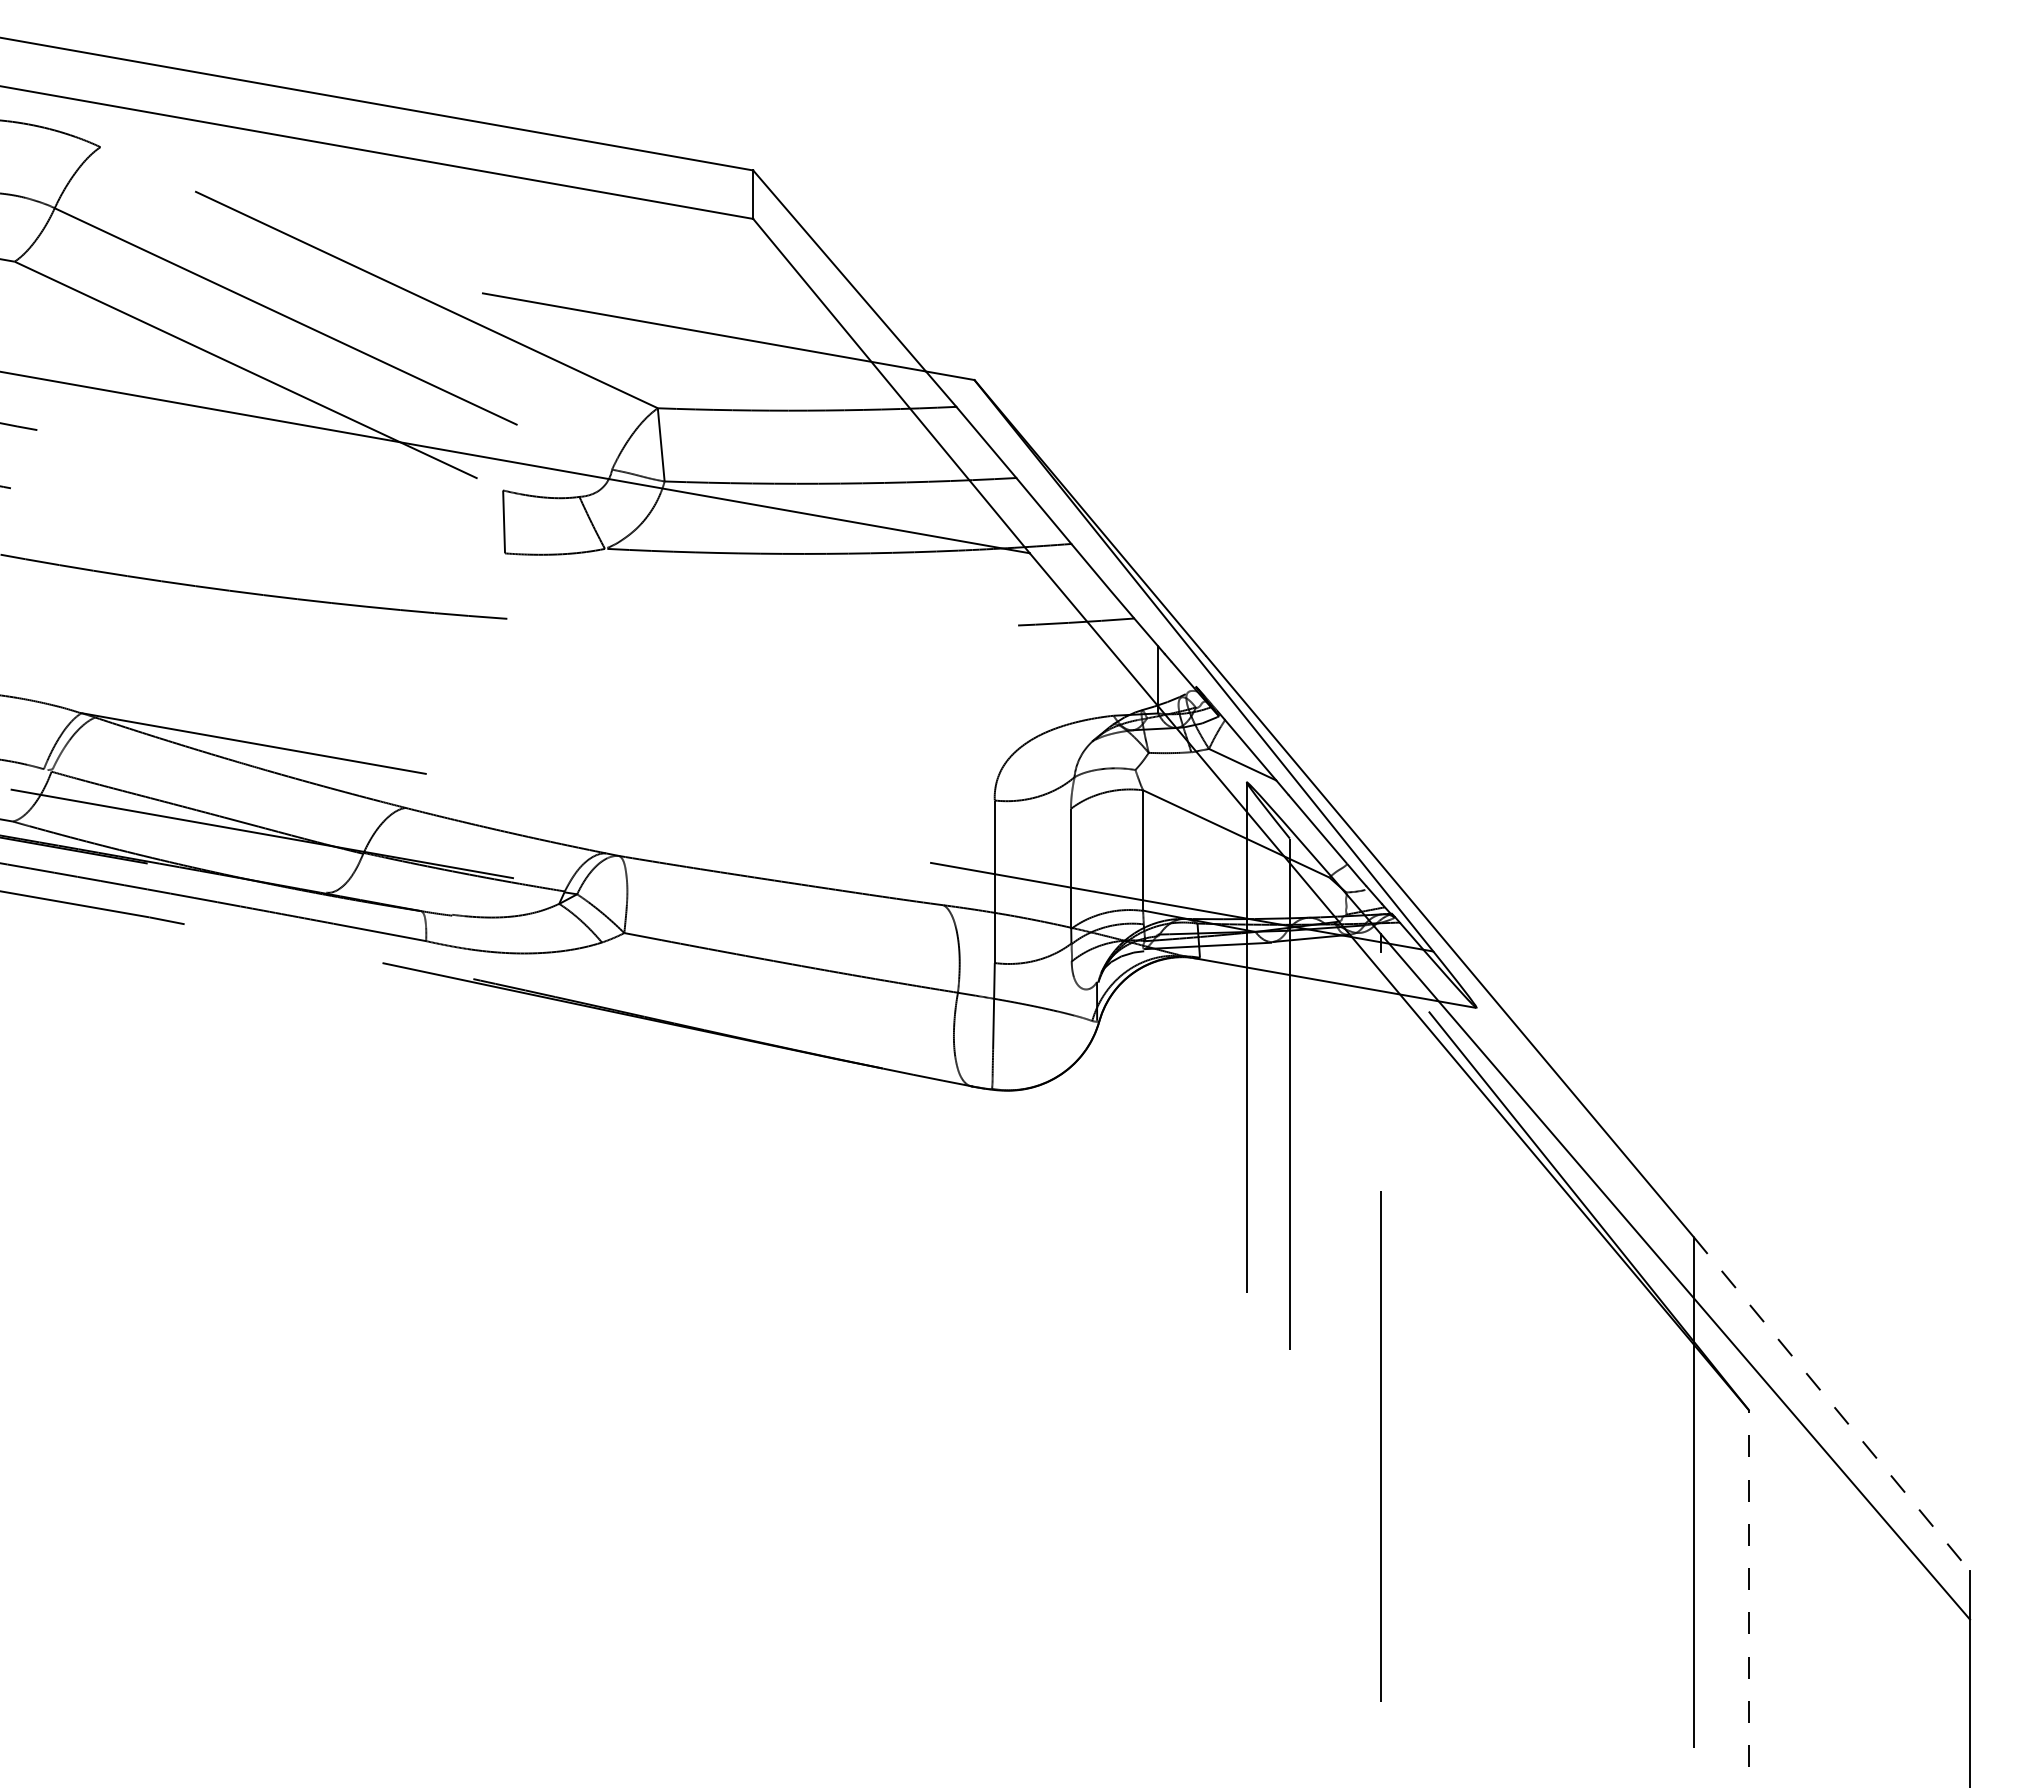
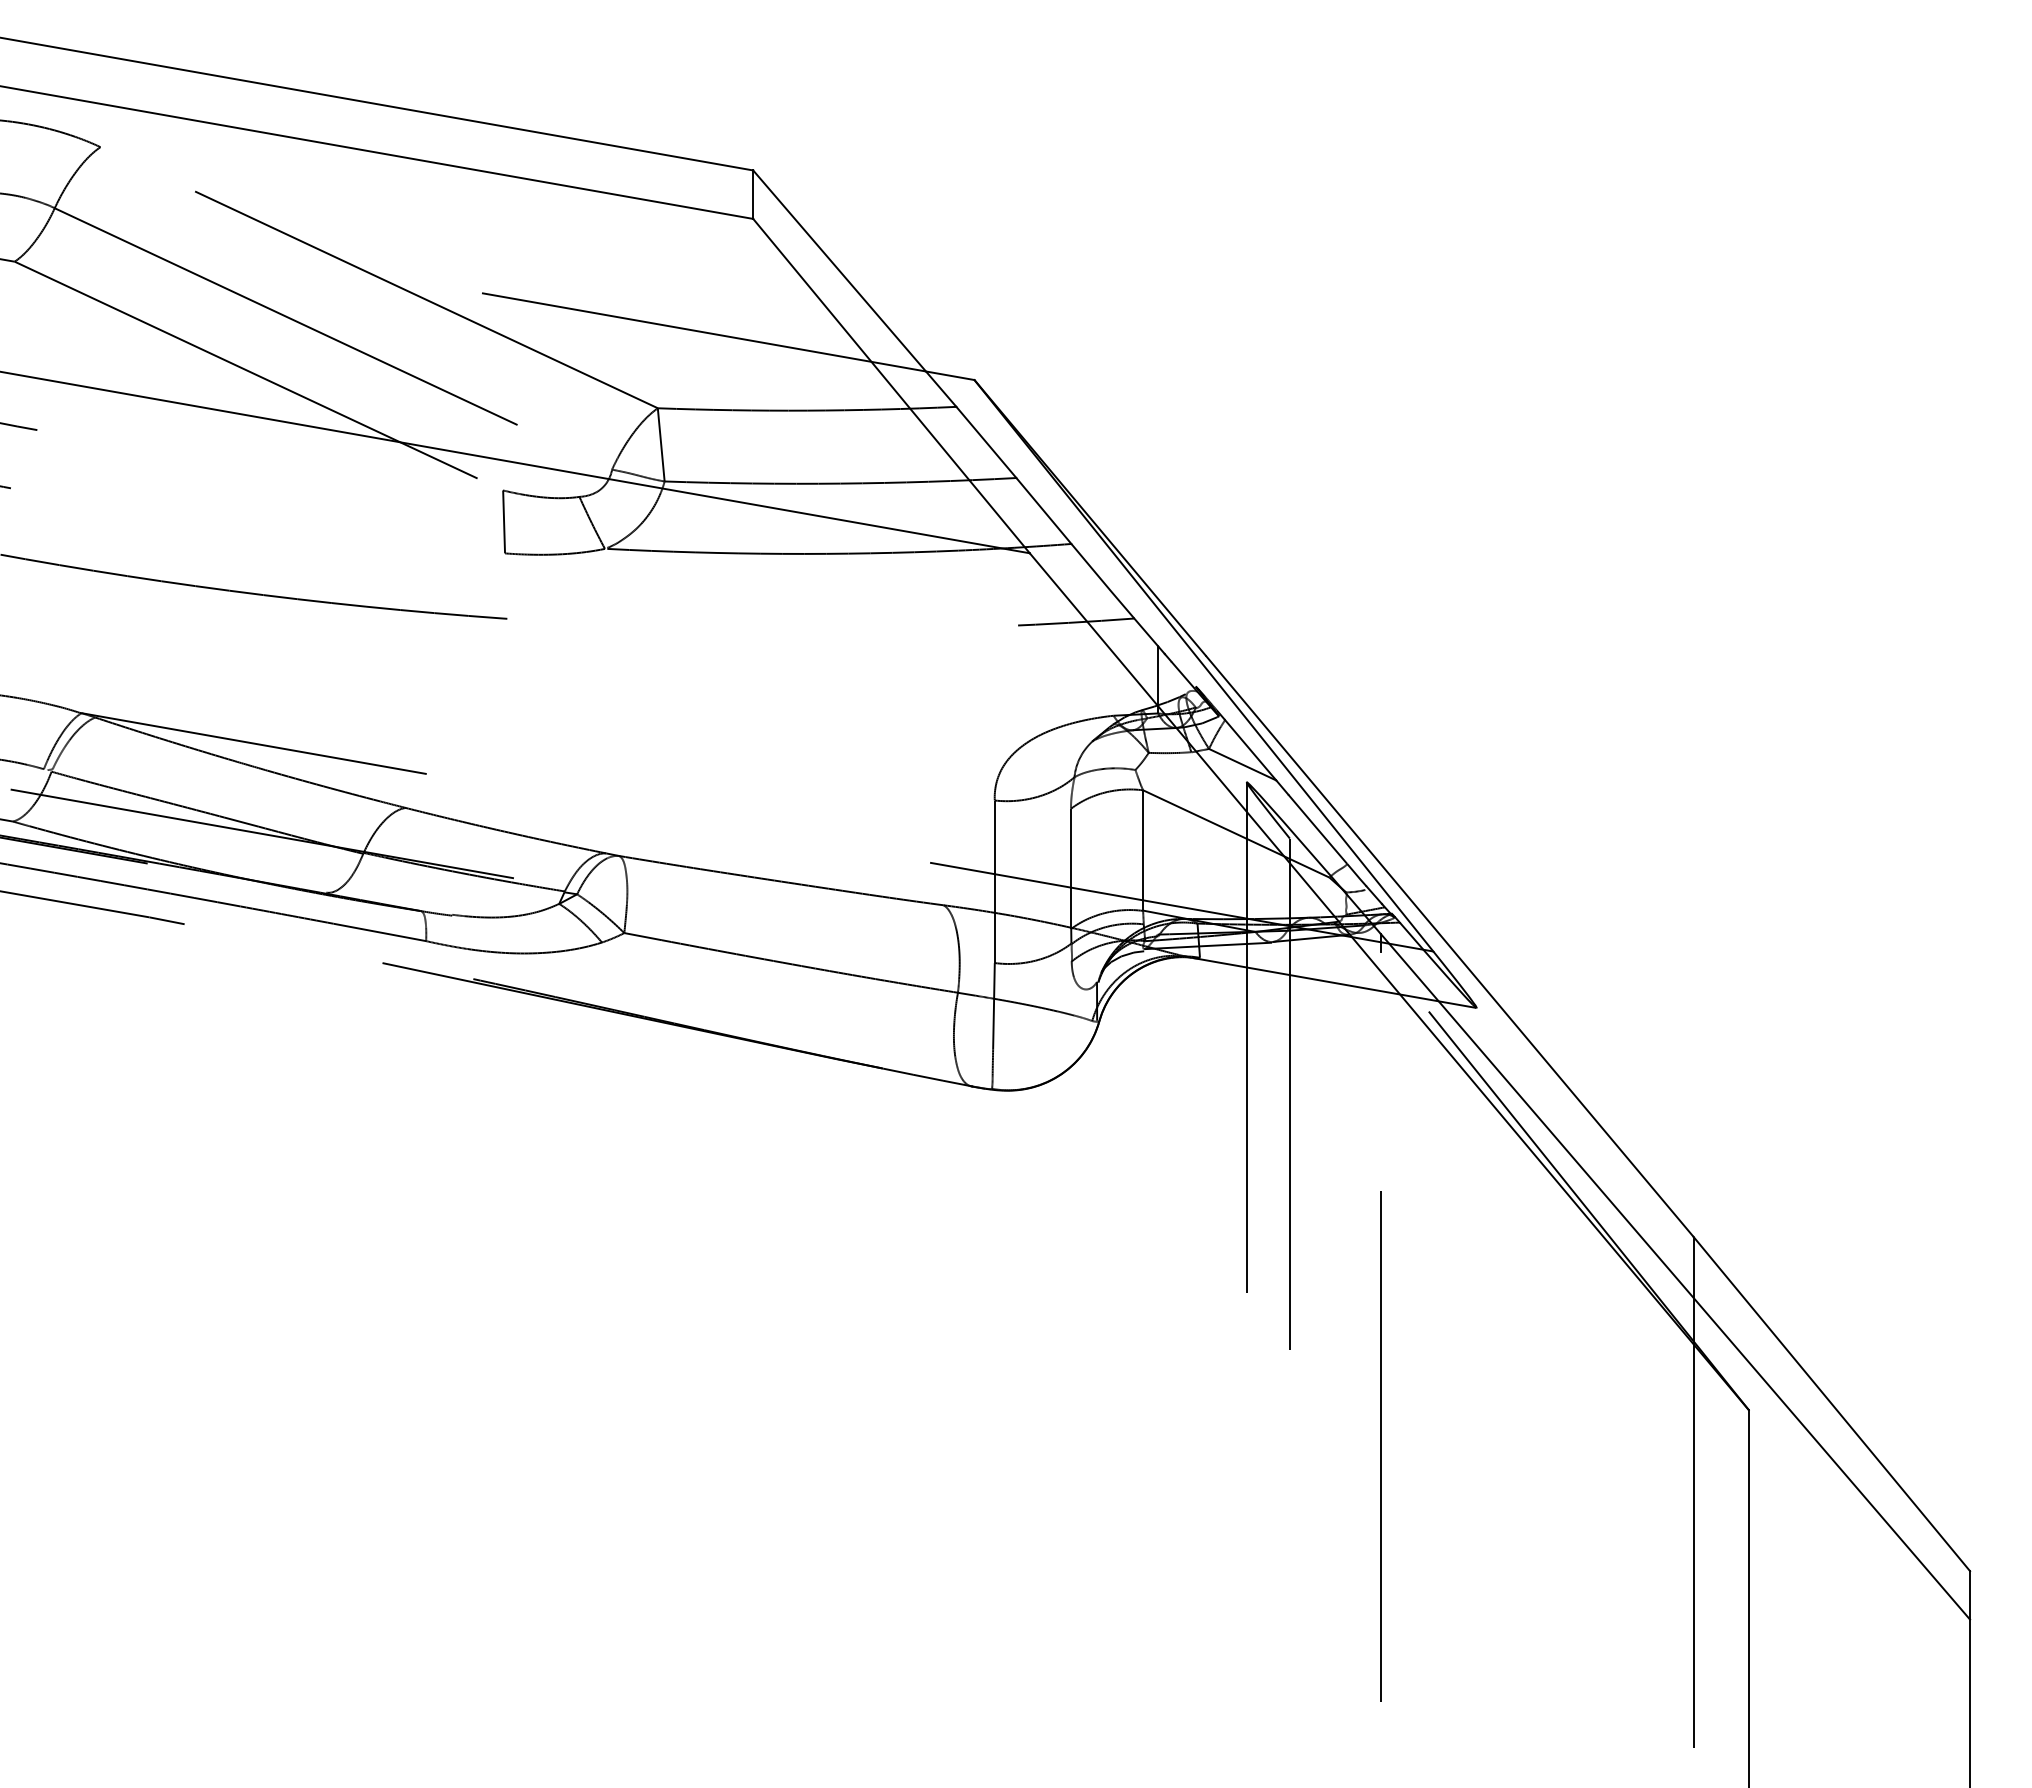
line: dashed -> solid (1831, 1404)
line: dashed -> solid (1748, 1598)
